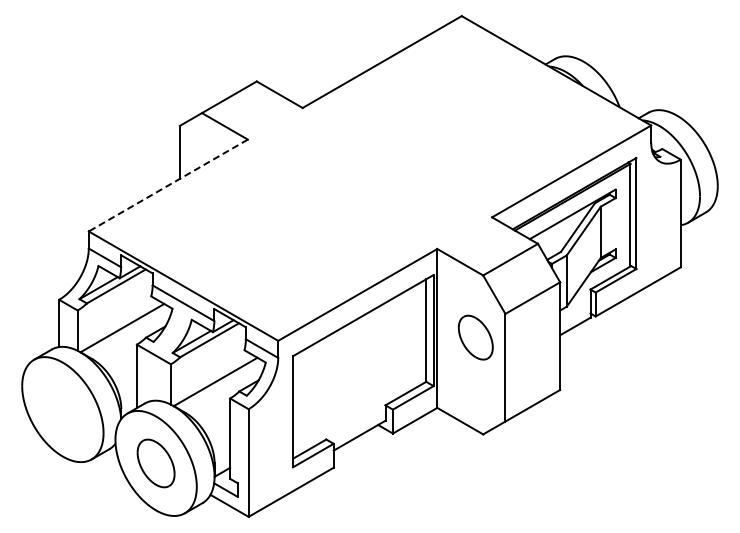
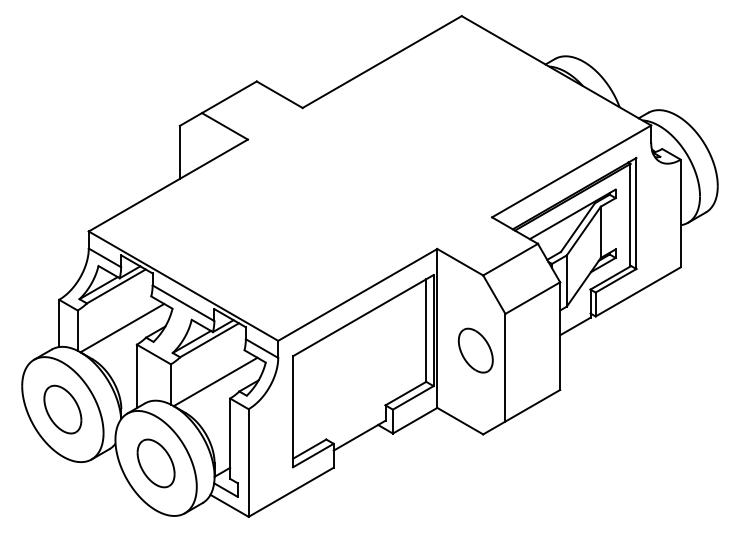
line: dashed -> solid (168, 185)
part position: (475, 337) -> (475, 350) (475, 350)
part: none -> present (62, 409)
